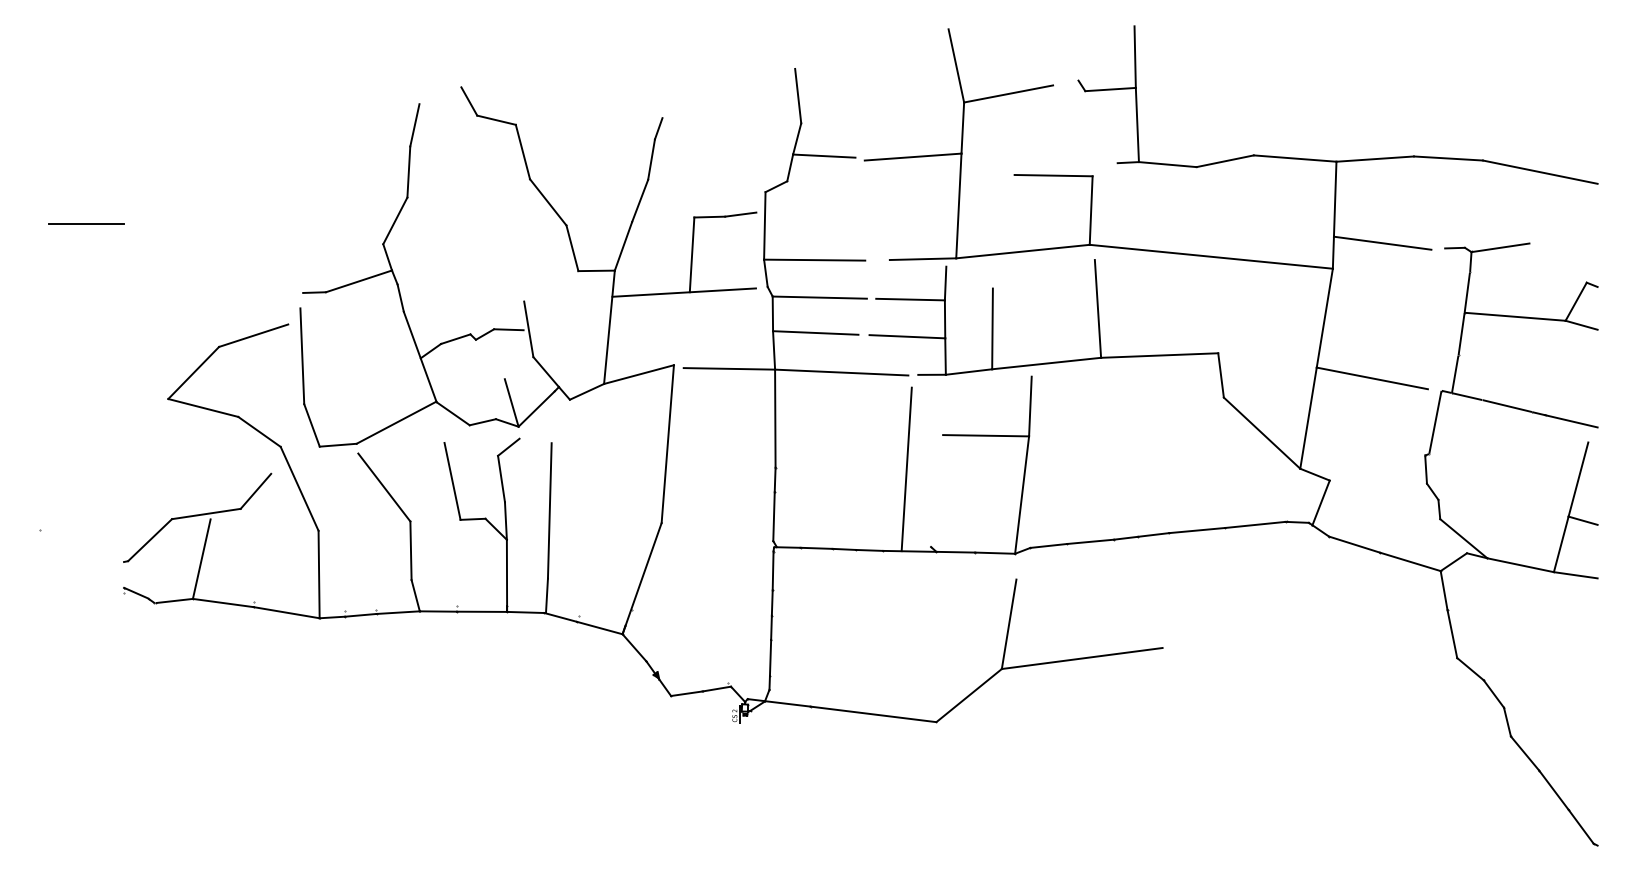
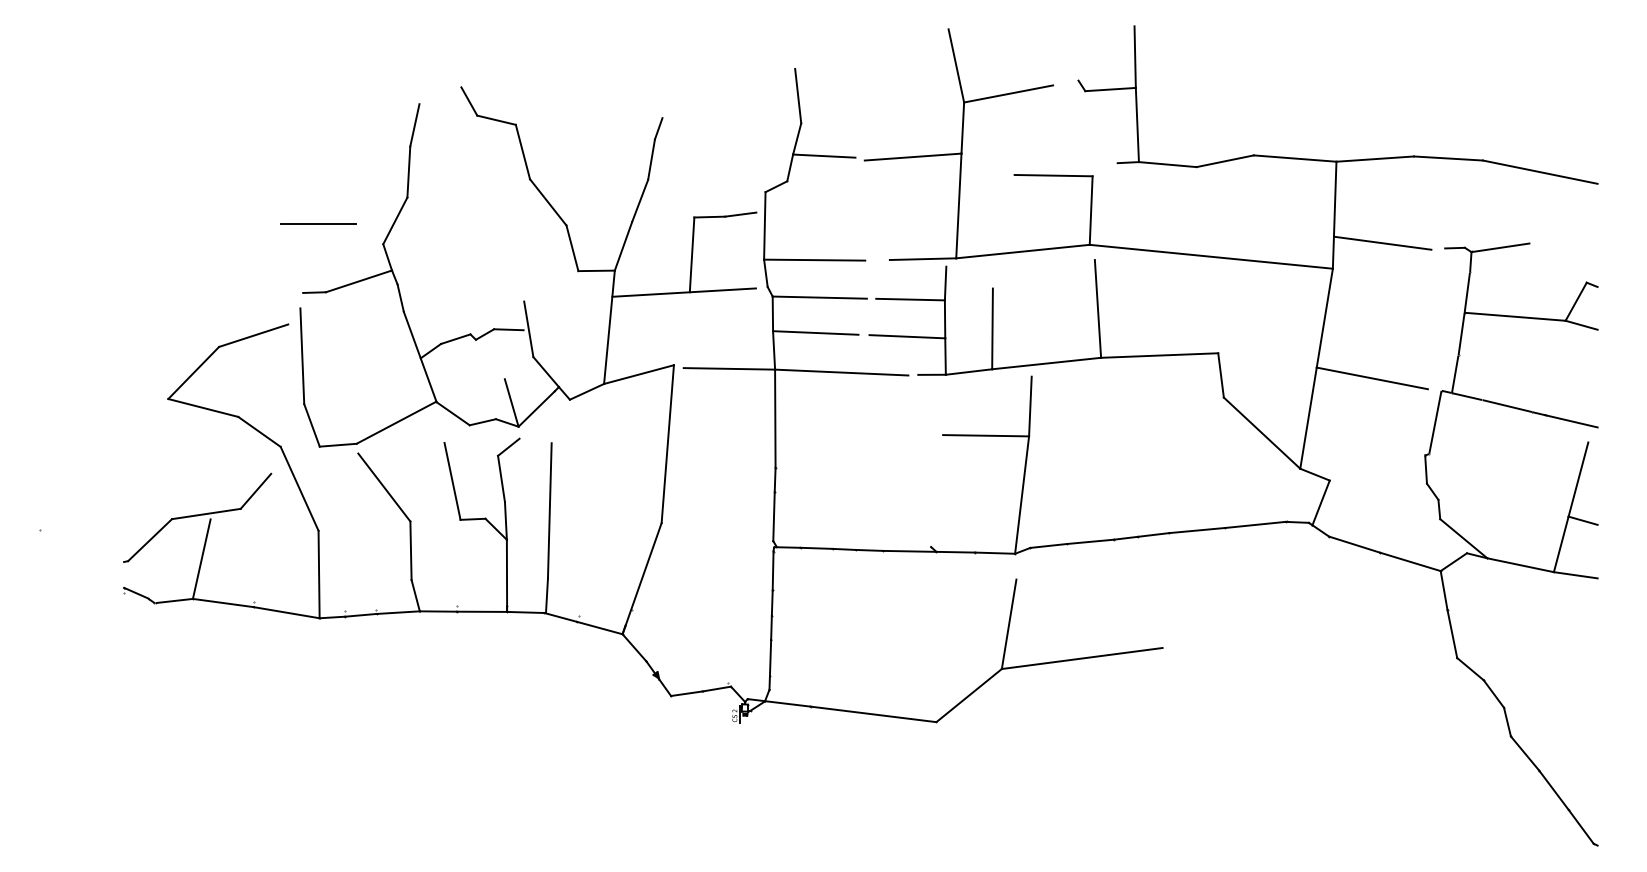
line position: (86, 223) -> (318, 223) (318, 223)
line: present -> none (906, 469)
